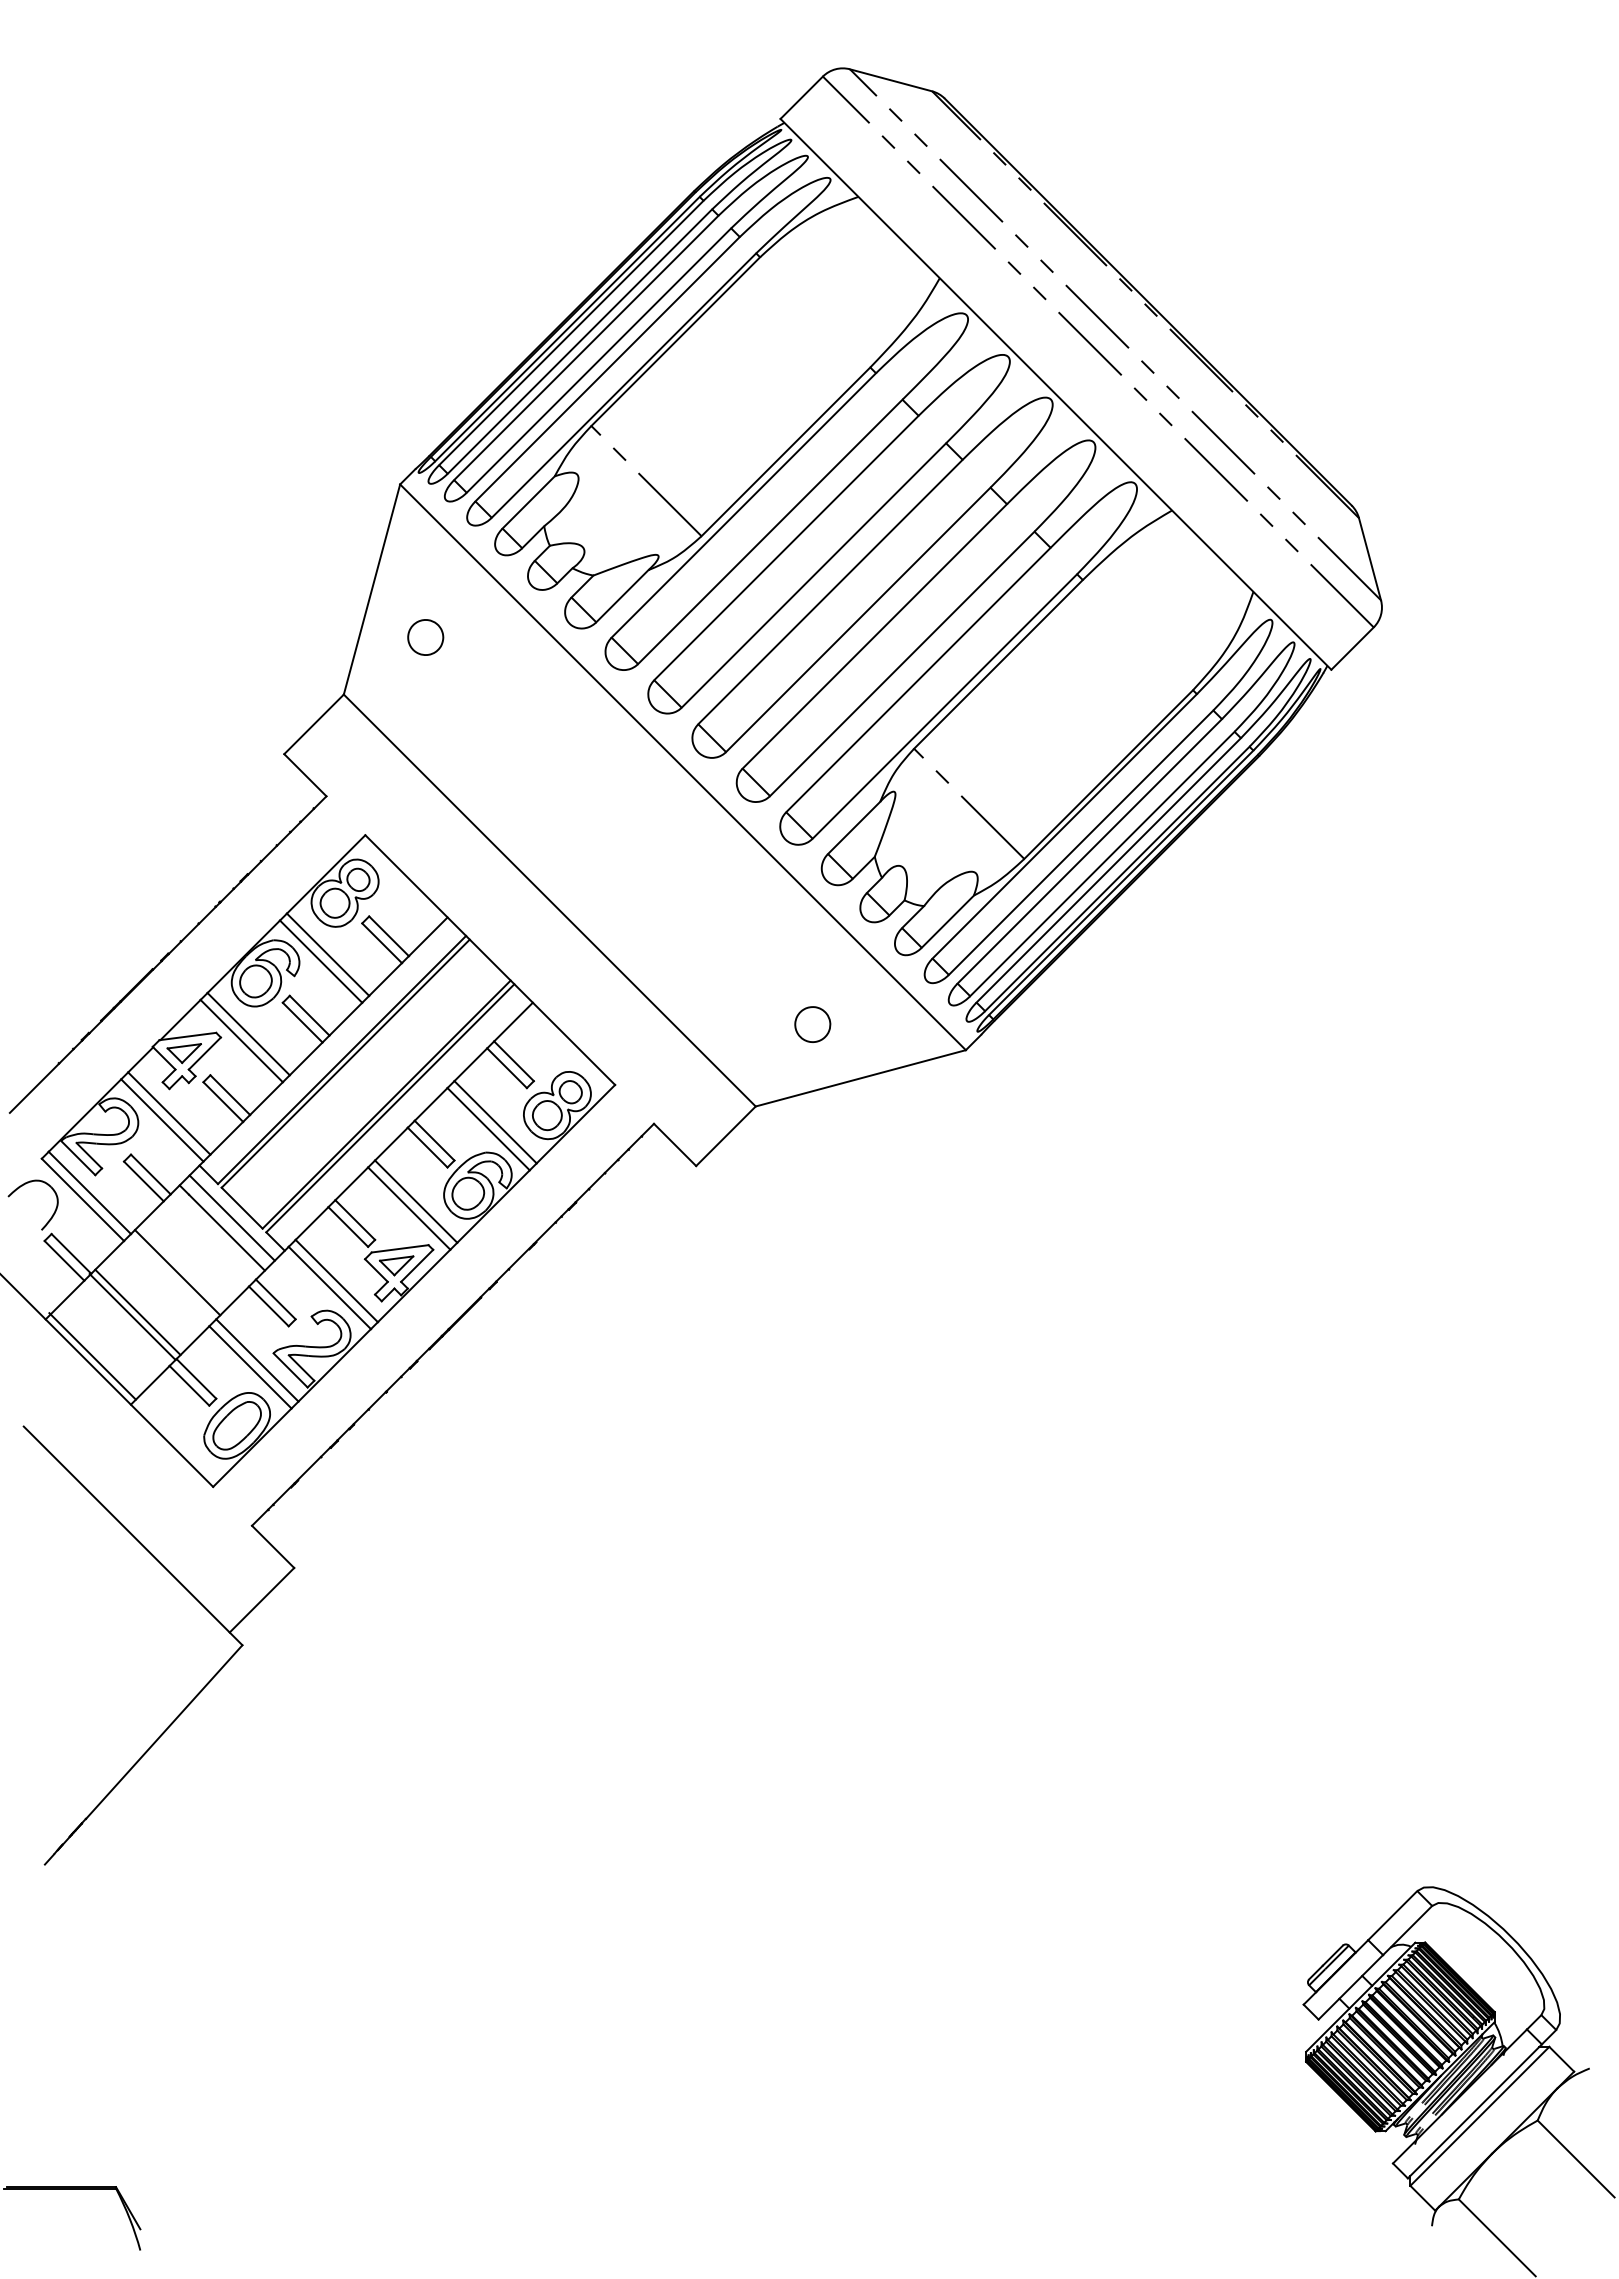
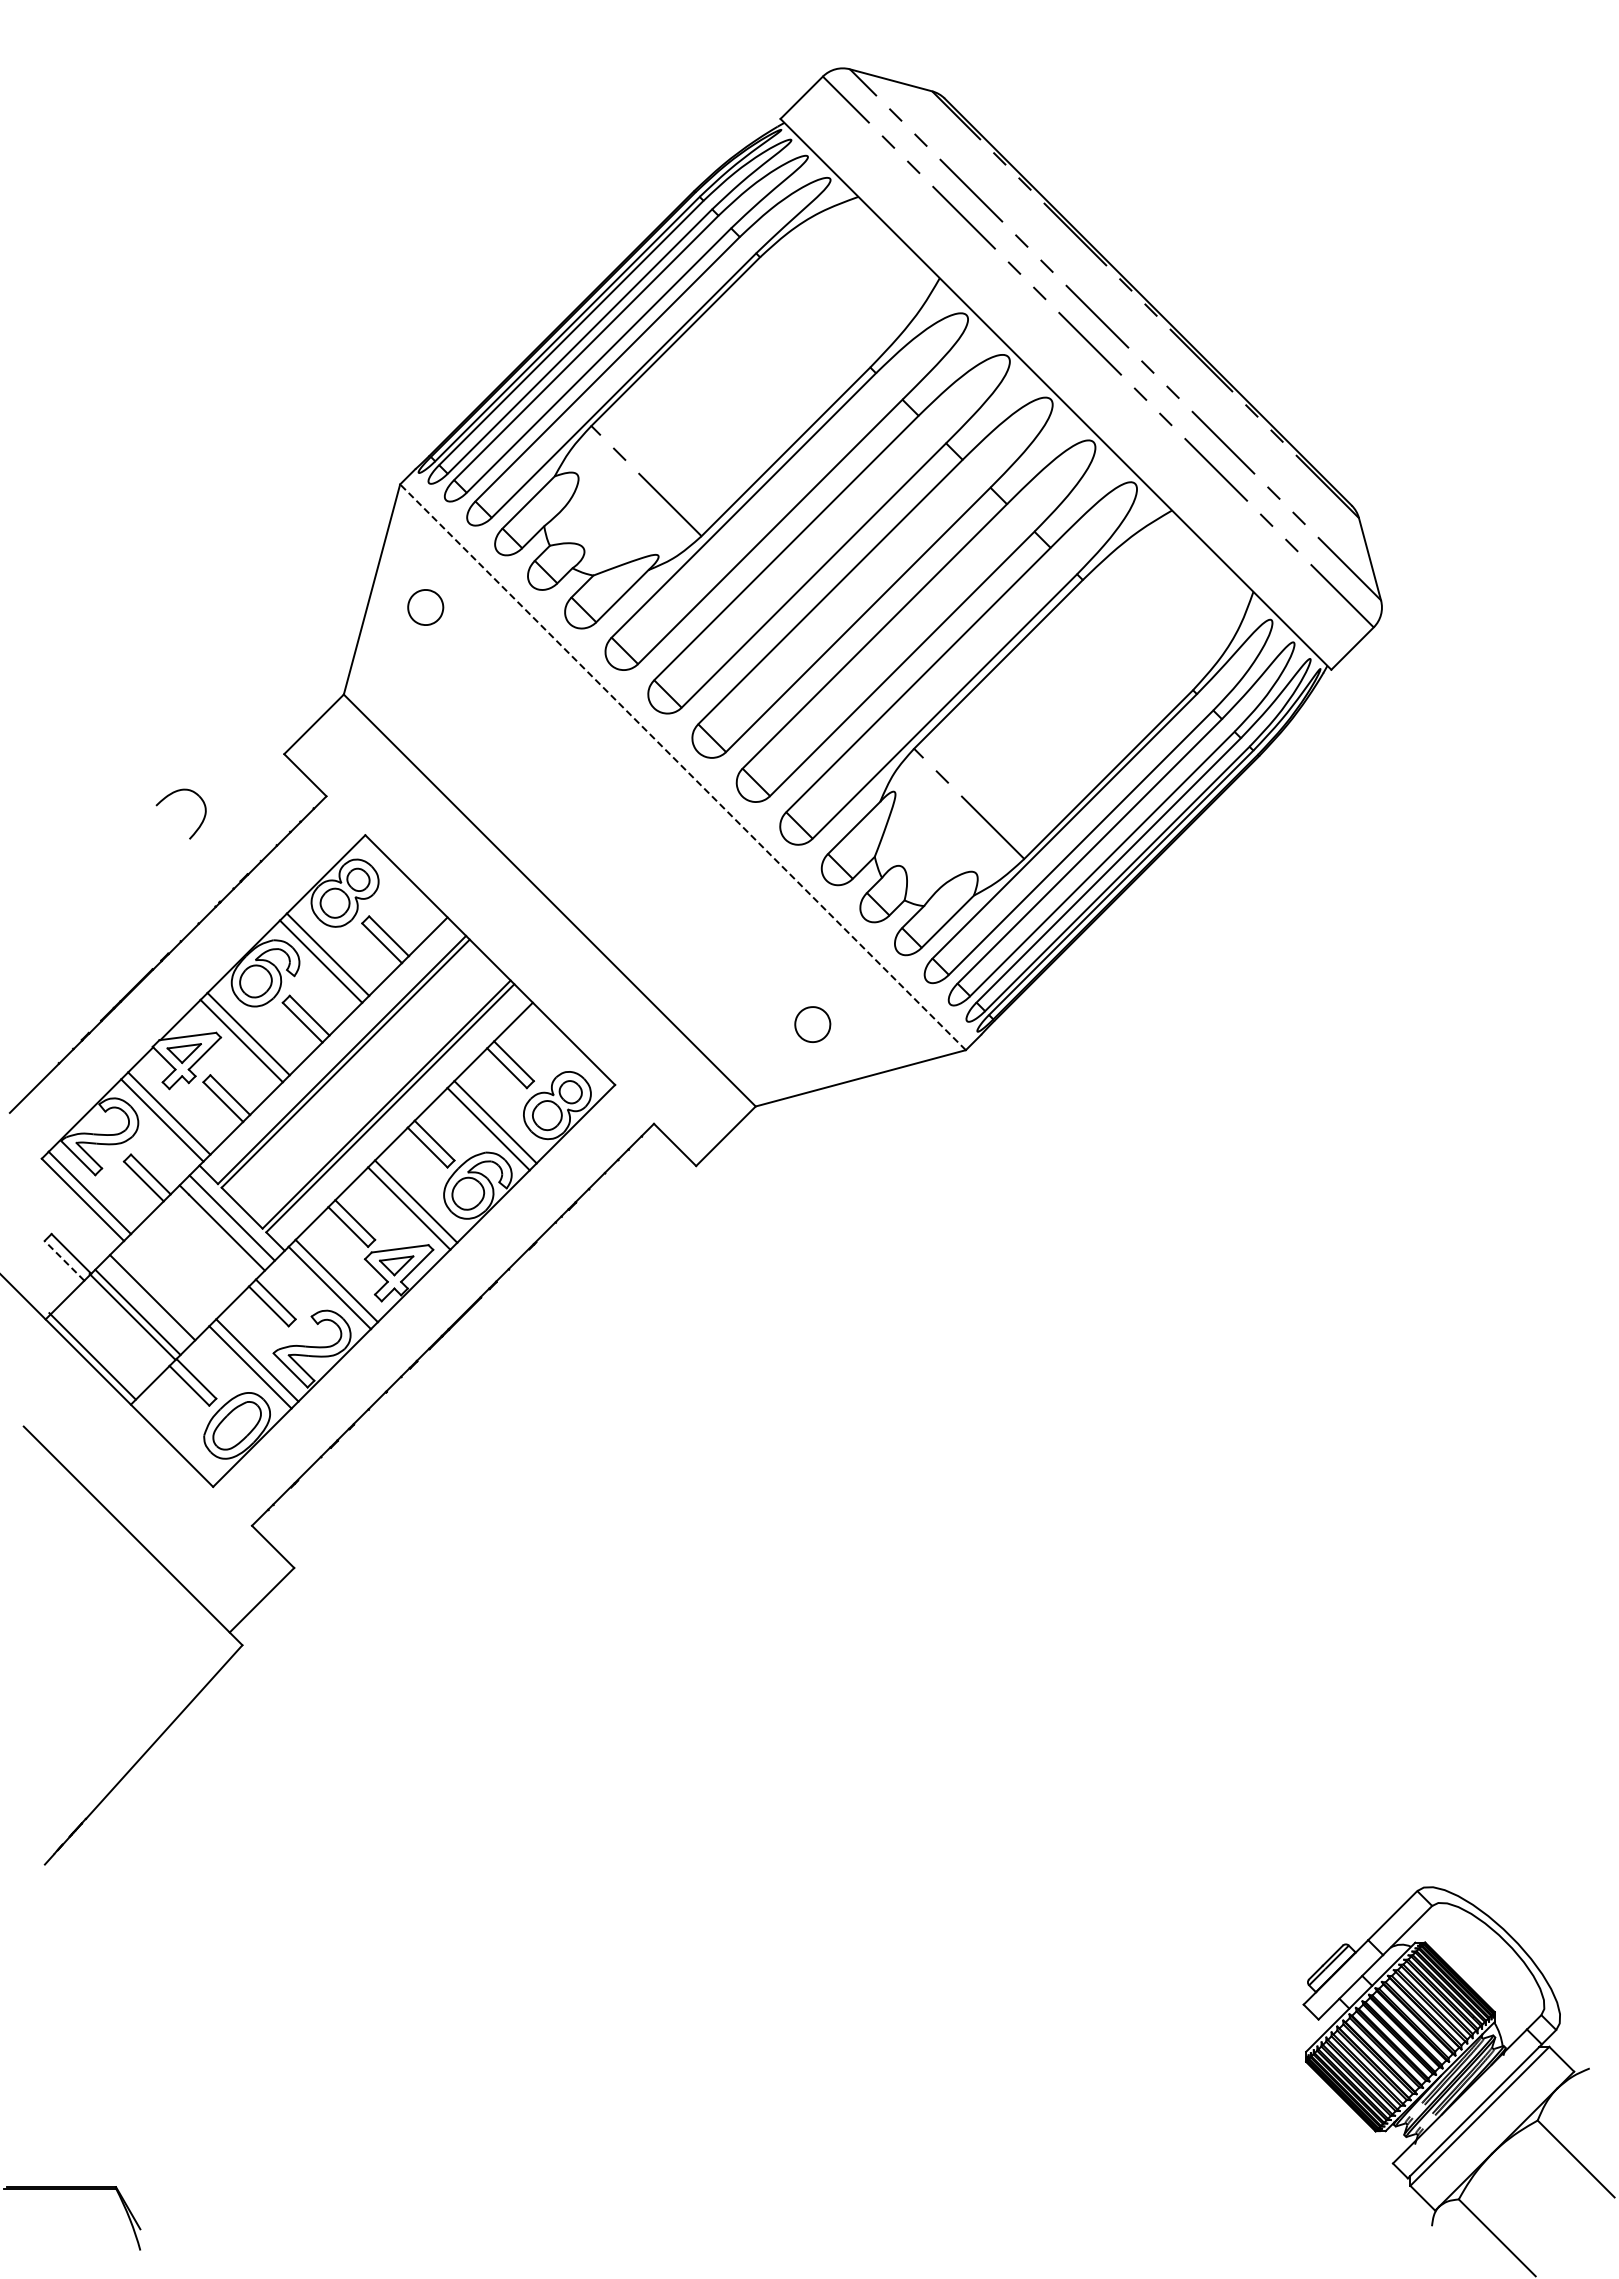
part position: (425, 637) -> (425, 607) (425, 607)
line: solid -> dashed (682, 766)
part position: (22, 1186) -> (170, 795) (170, 795)
line: solid -> dashed (64, 1260)
line position: (177, 1272) -> (152, 1297) (152, 1297)
